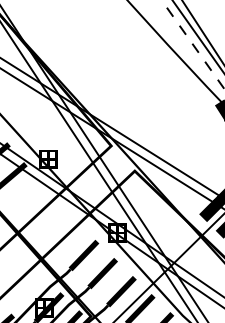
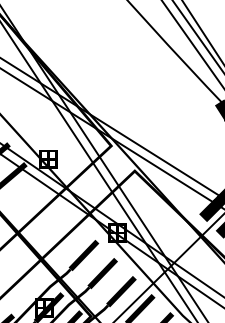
line: dashed -> solid (193, 44)
